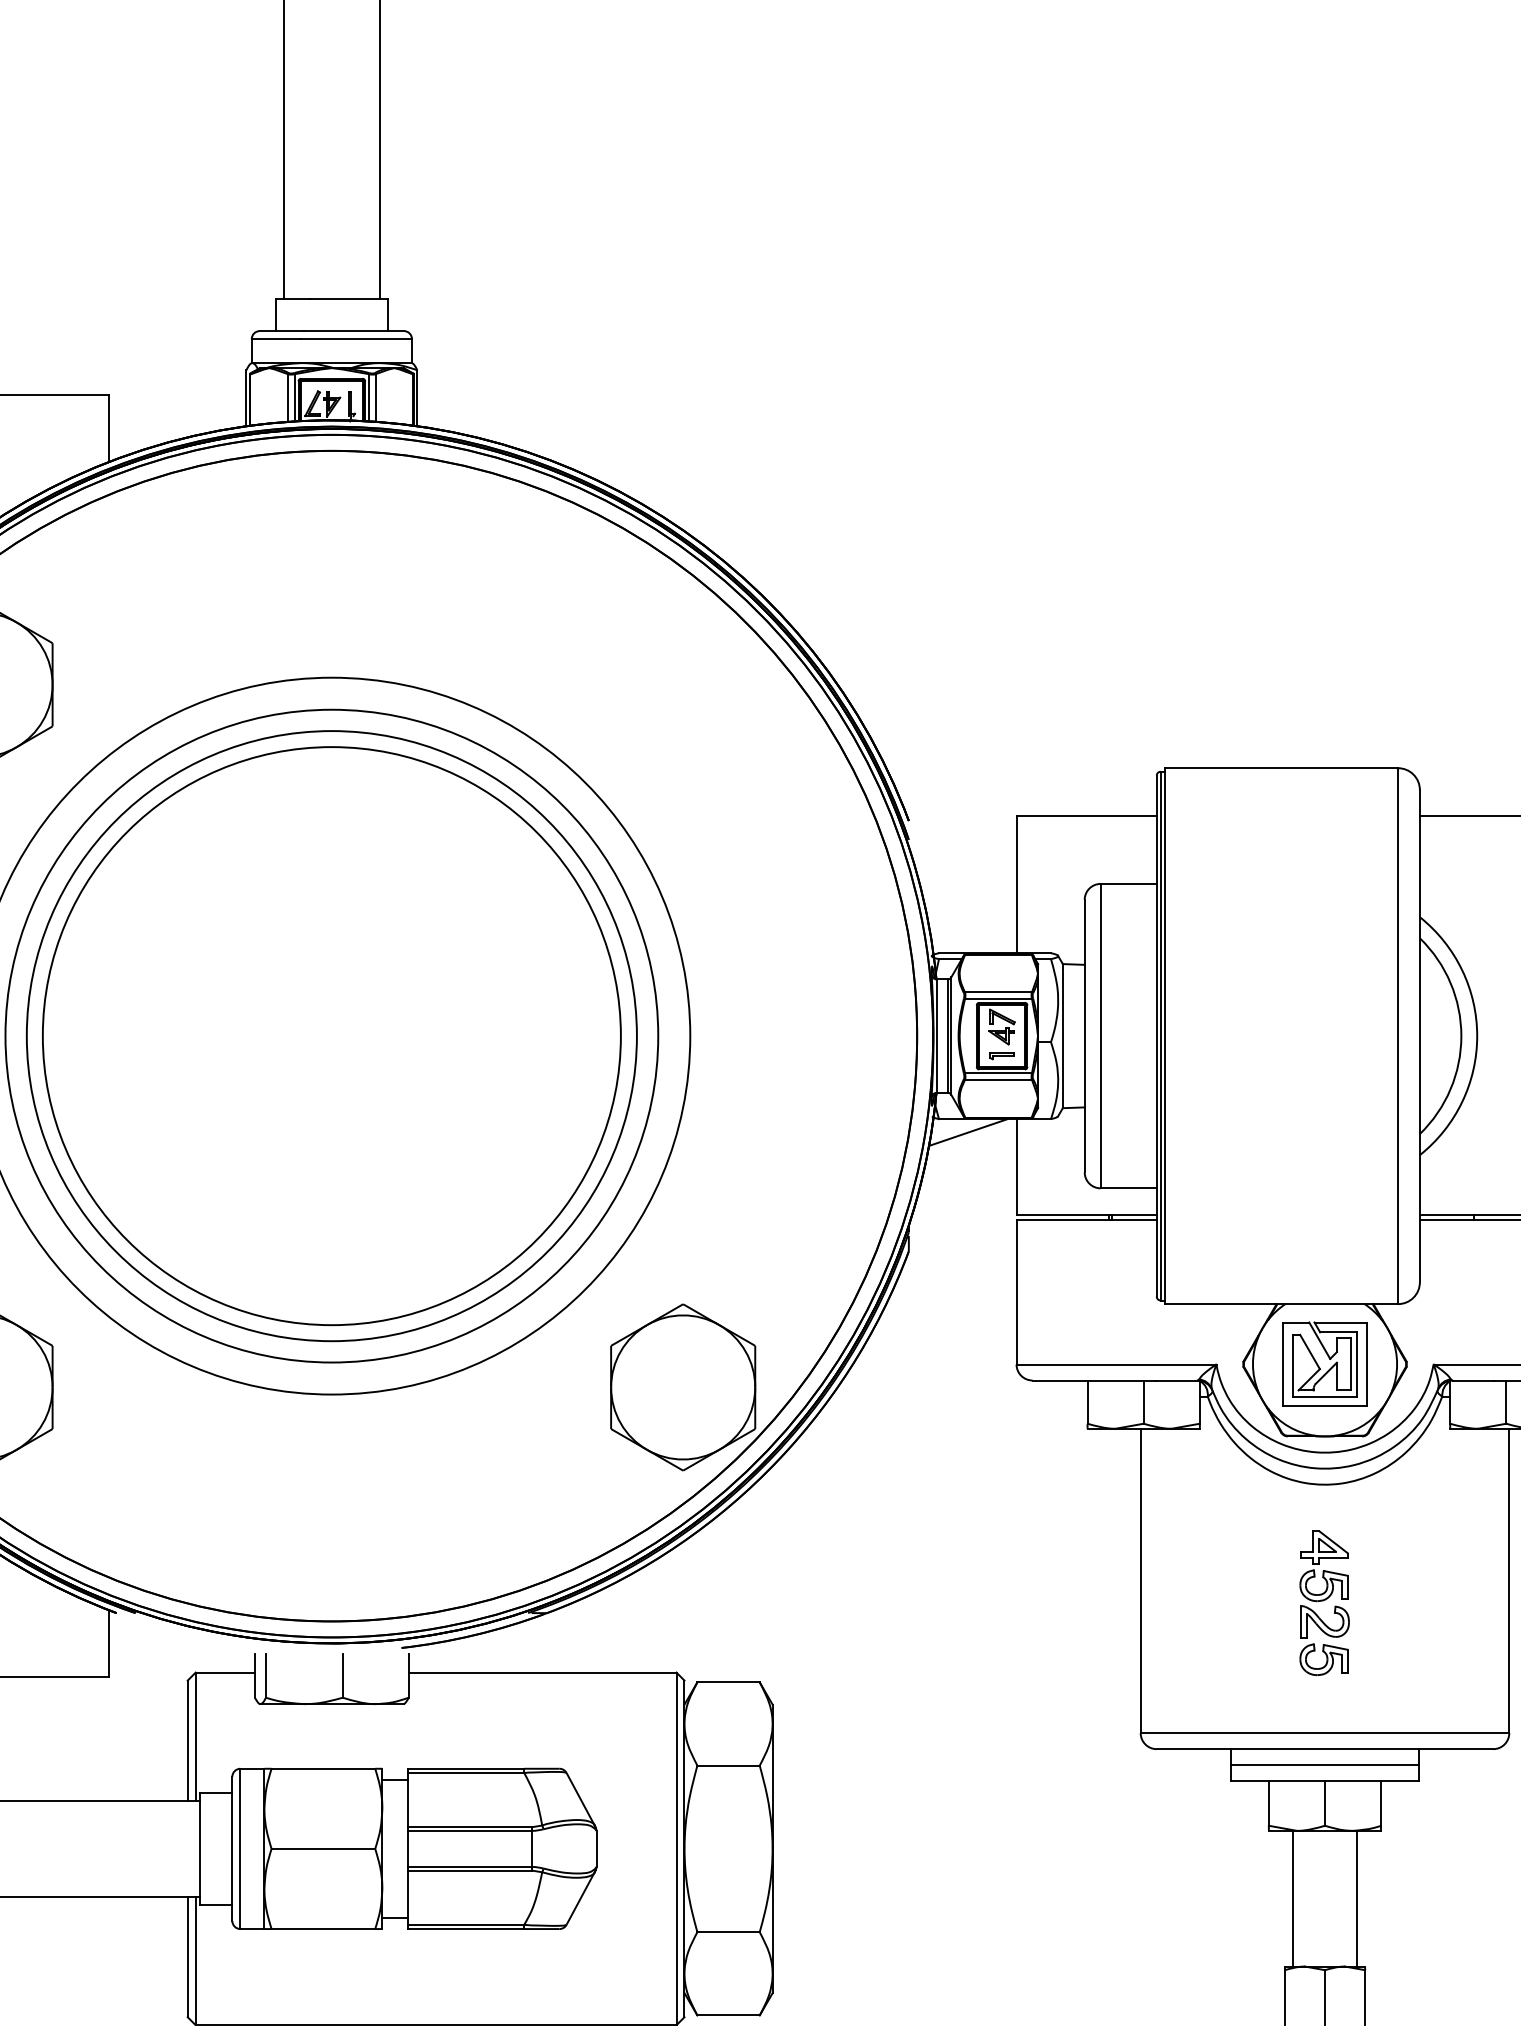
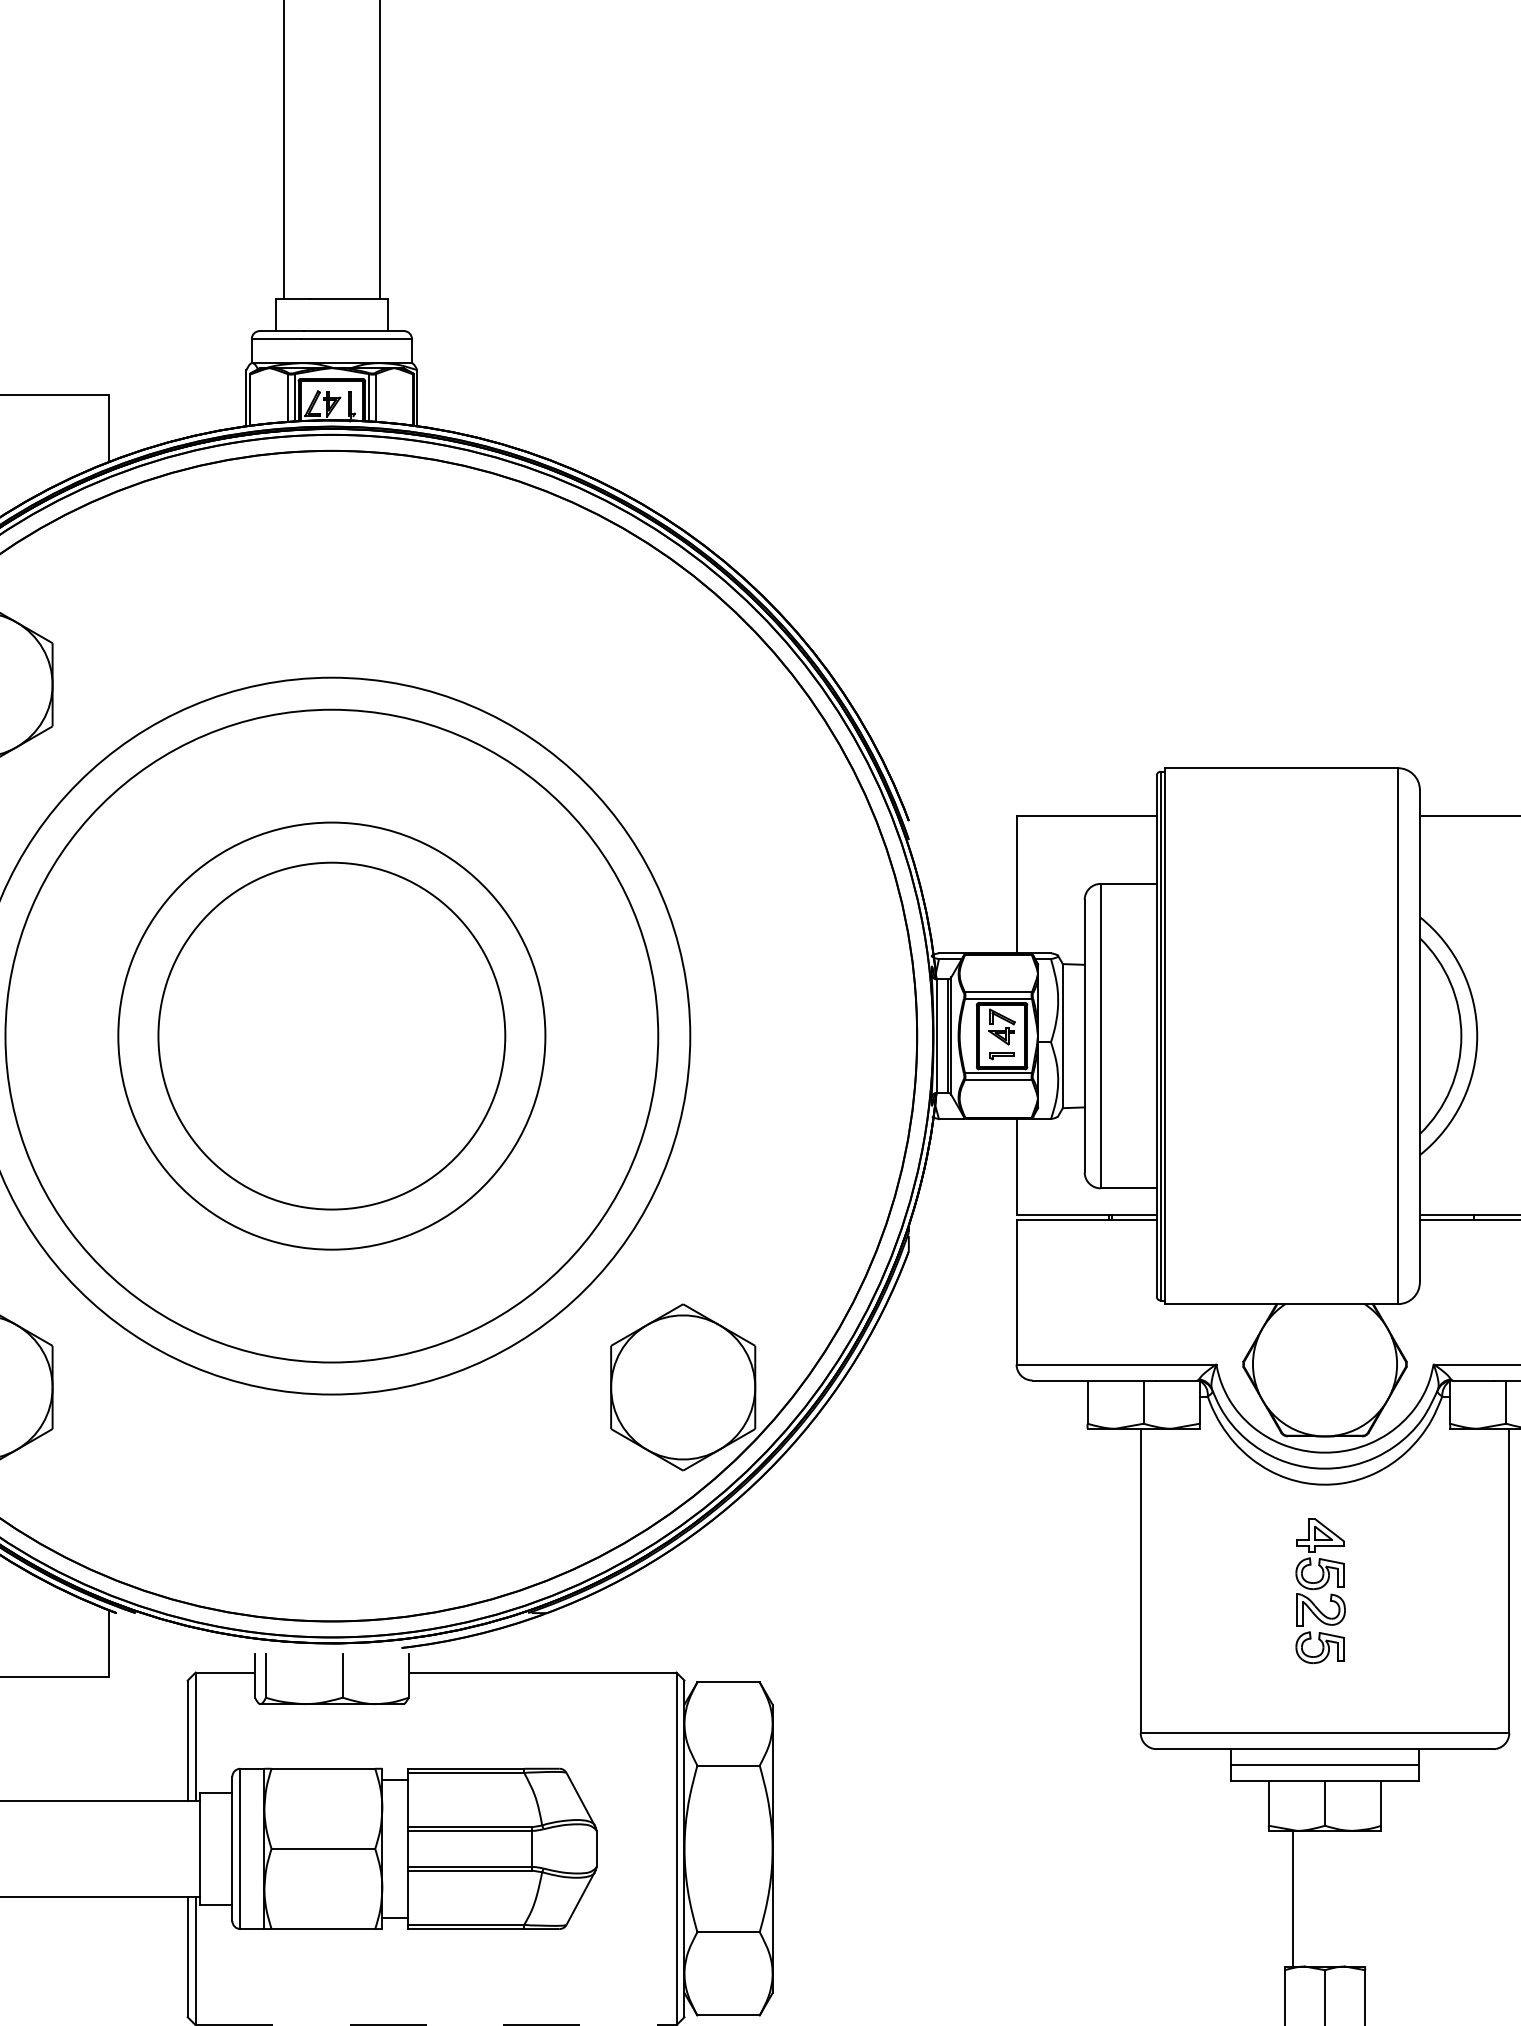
circle diameter: 578 px -> 347 px (331, 1035)
circle diameter: 610 px -> 427 px (331, 1035)
line: present -> none (968, 1132)
part: present -> none (1324, 1363)
part position: (1324, 1602) -> (1320, 1590) (1320, 1590)
line: present -> none (1356, 1898)
line: solid -> dashed (436, 2025)
